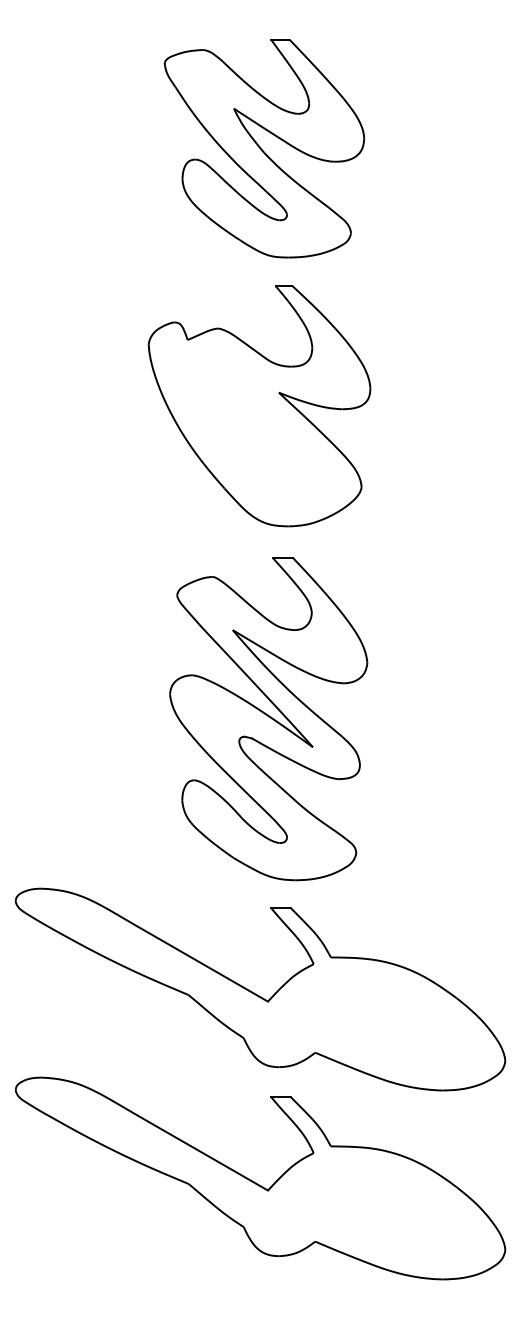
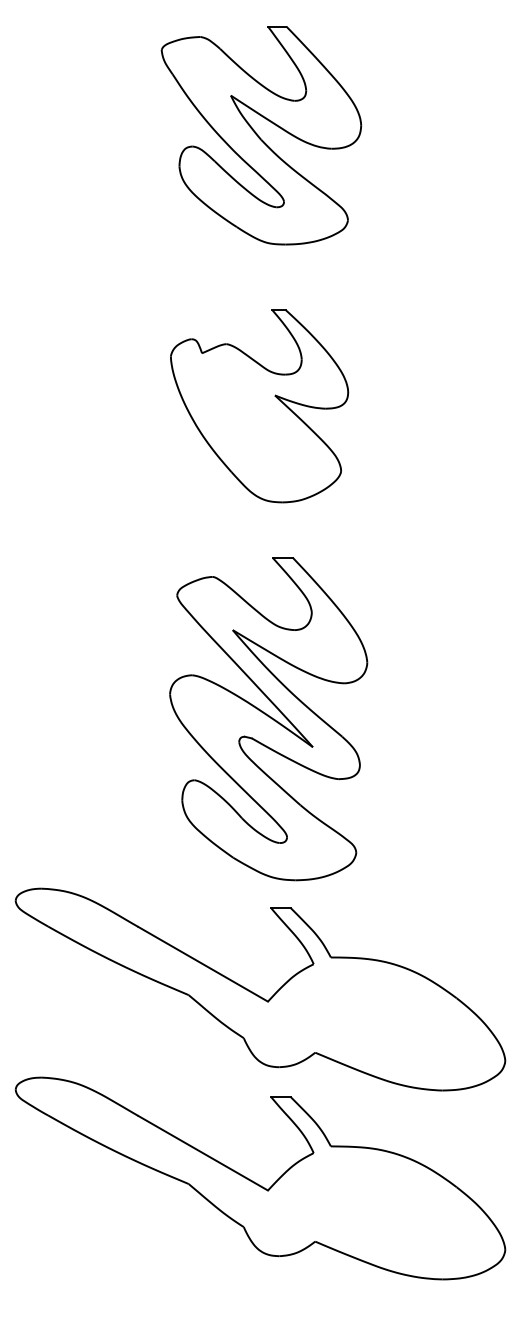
part position: (264, 148) -> (261, 135) (261, 135)
part size: 225x243 px -> 180x195 px (259, 406)
